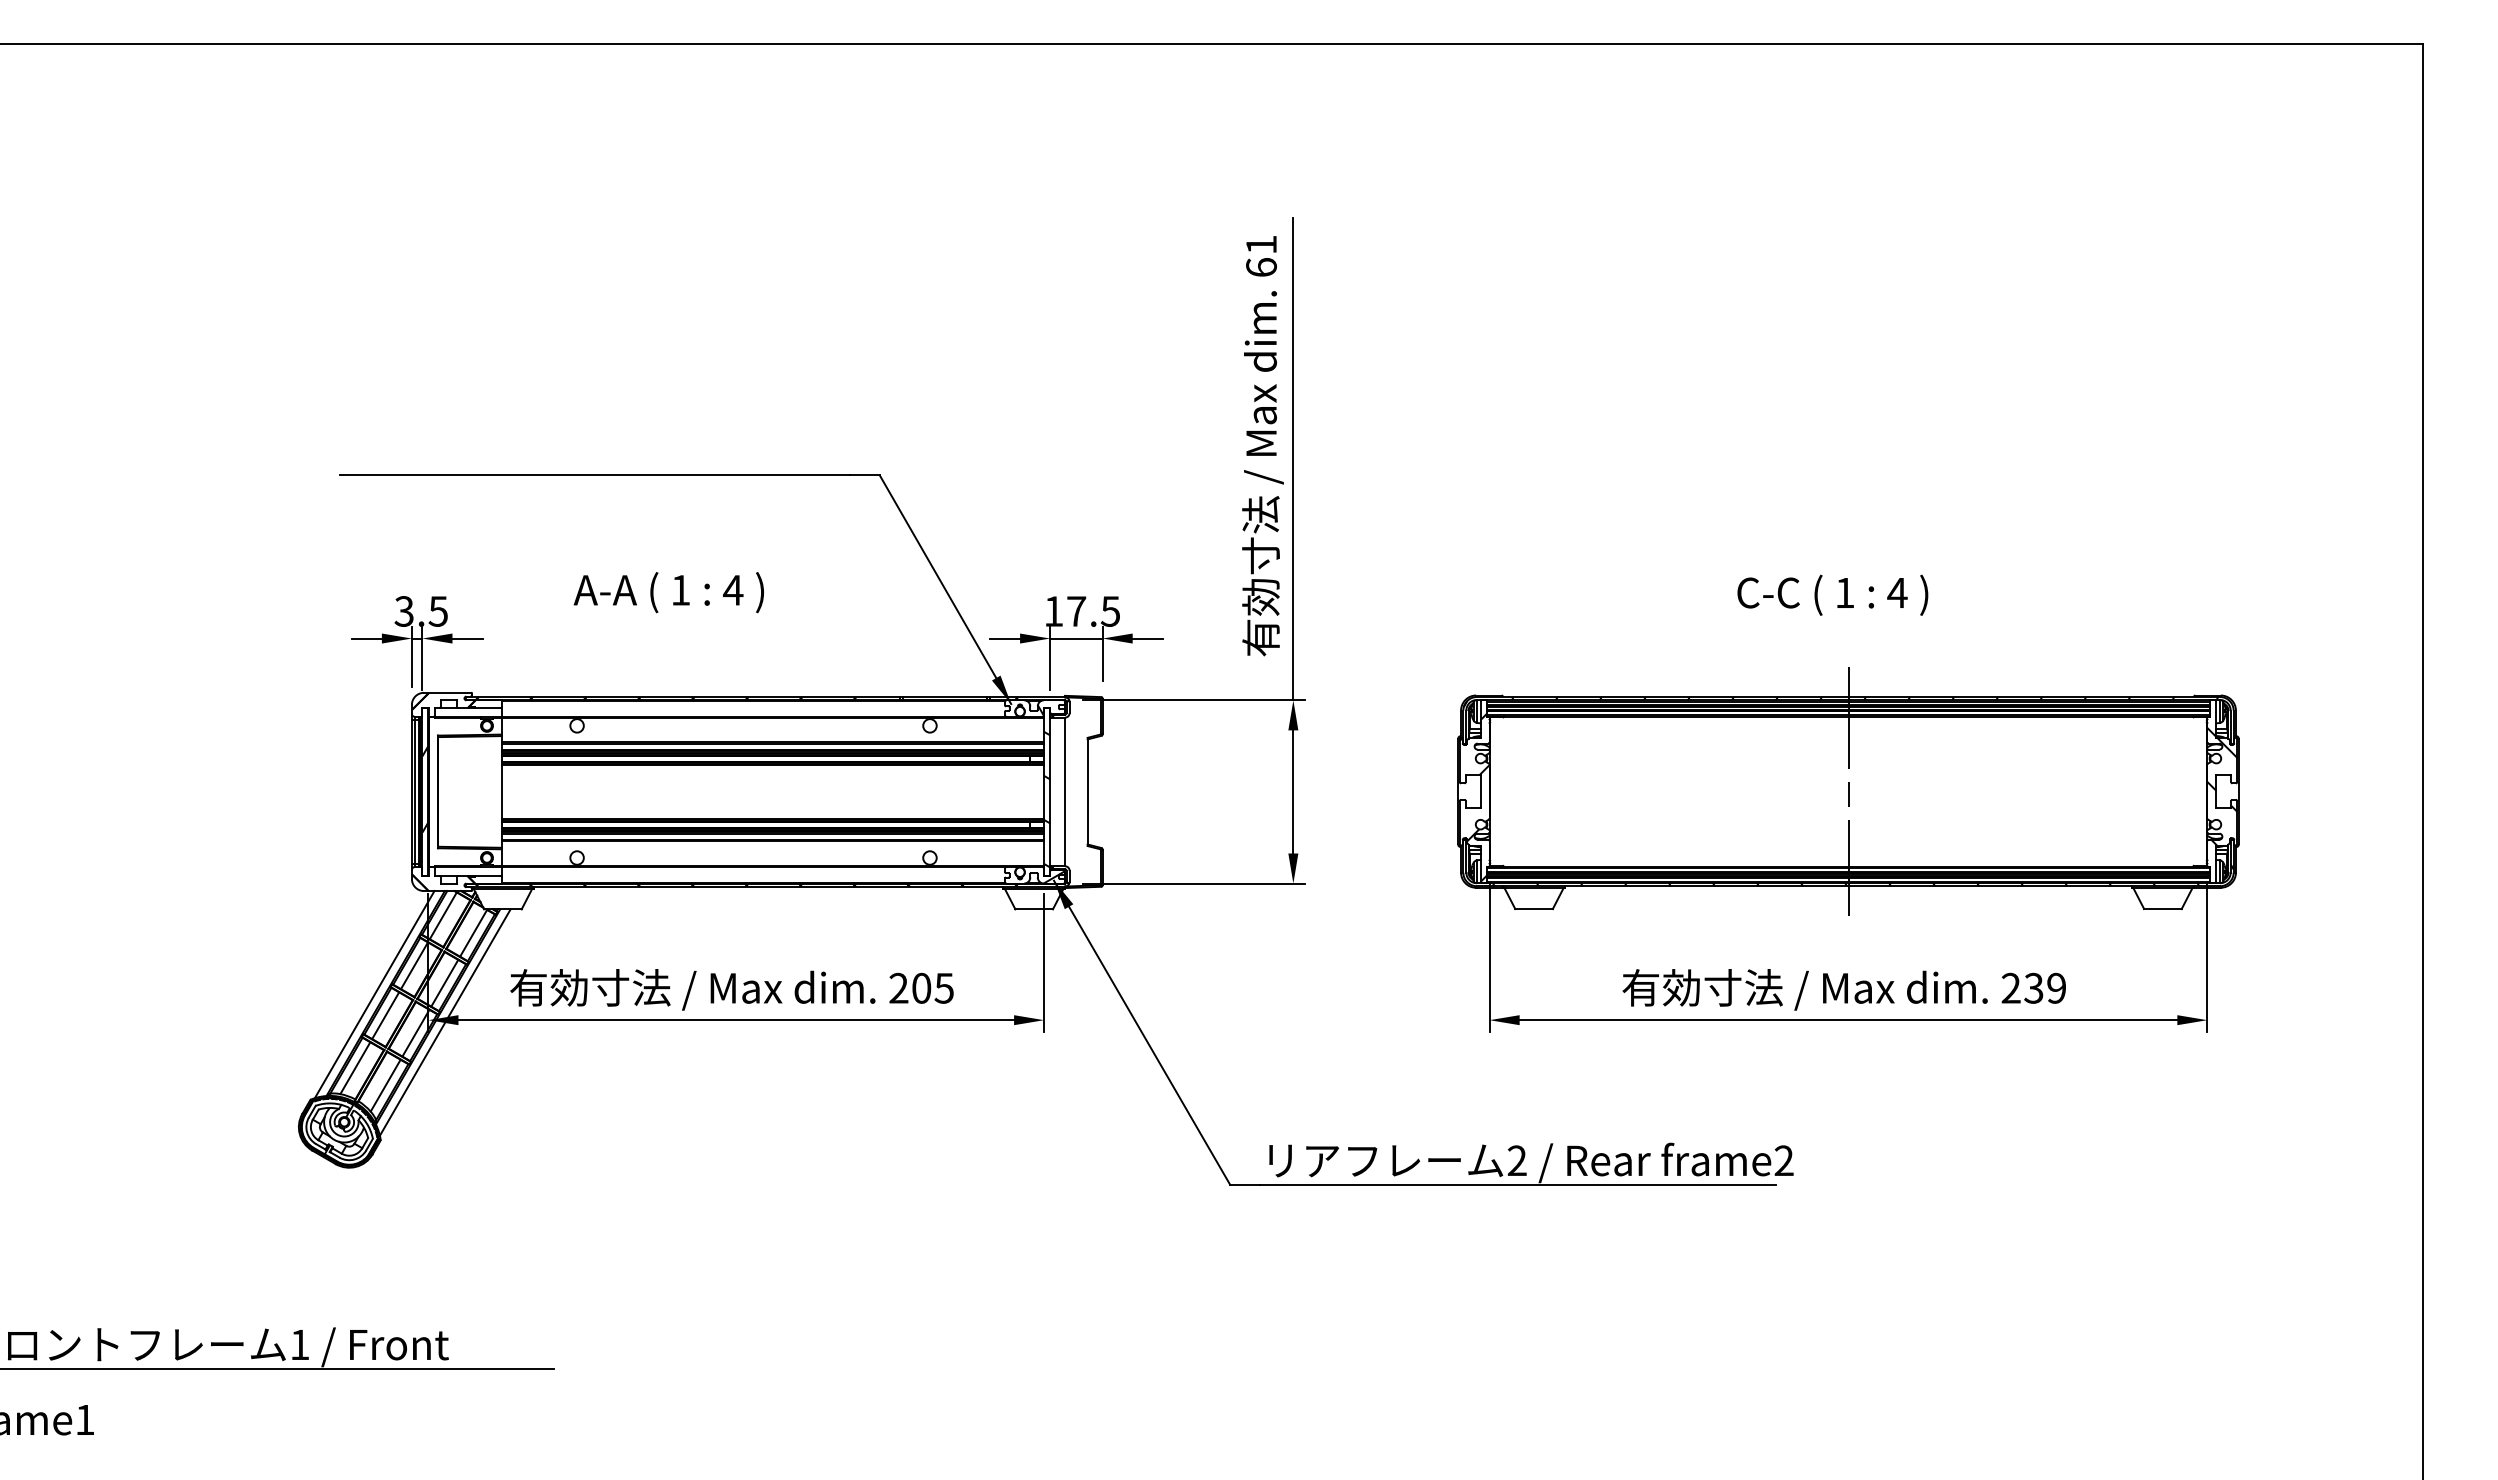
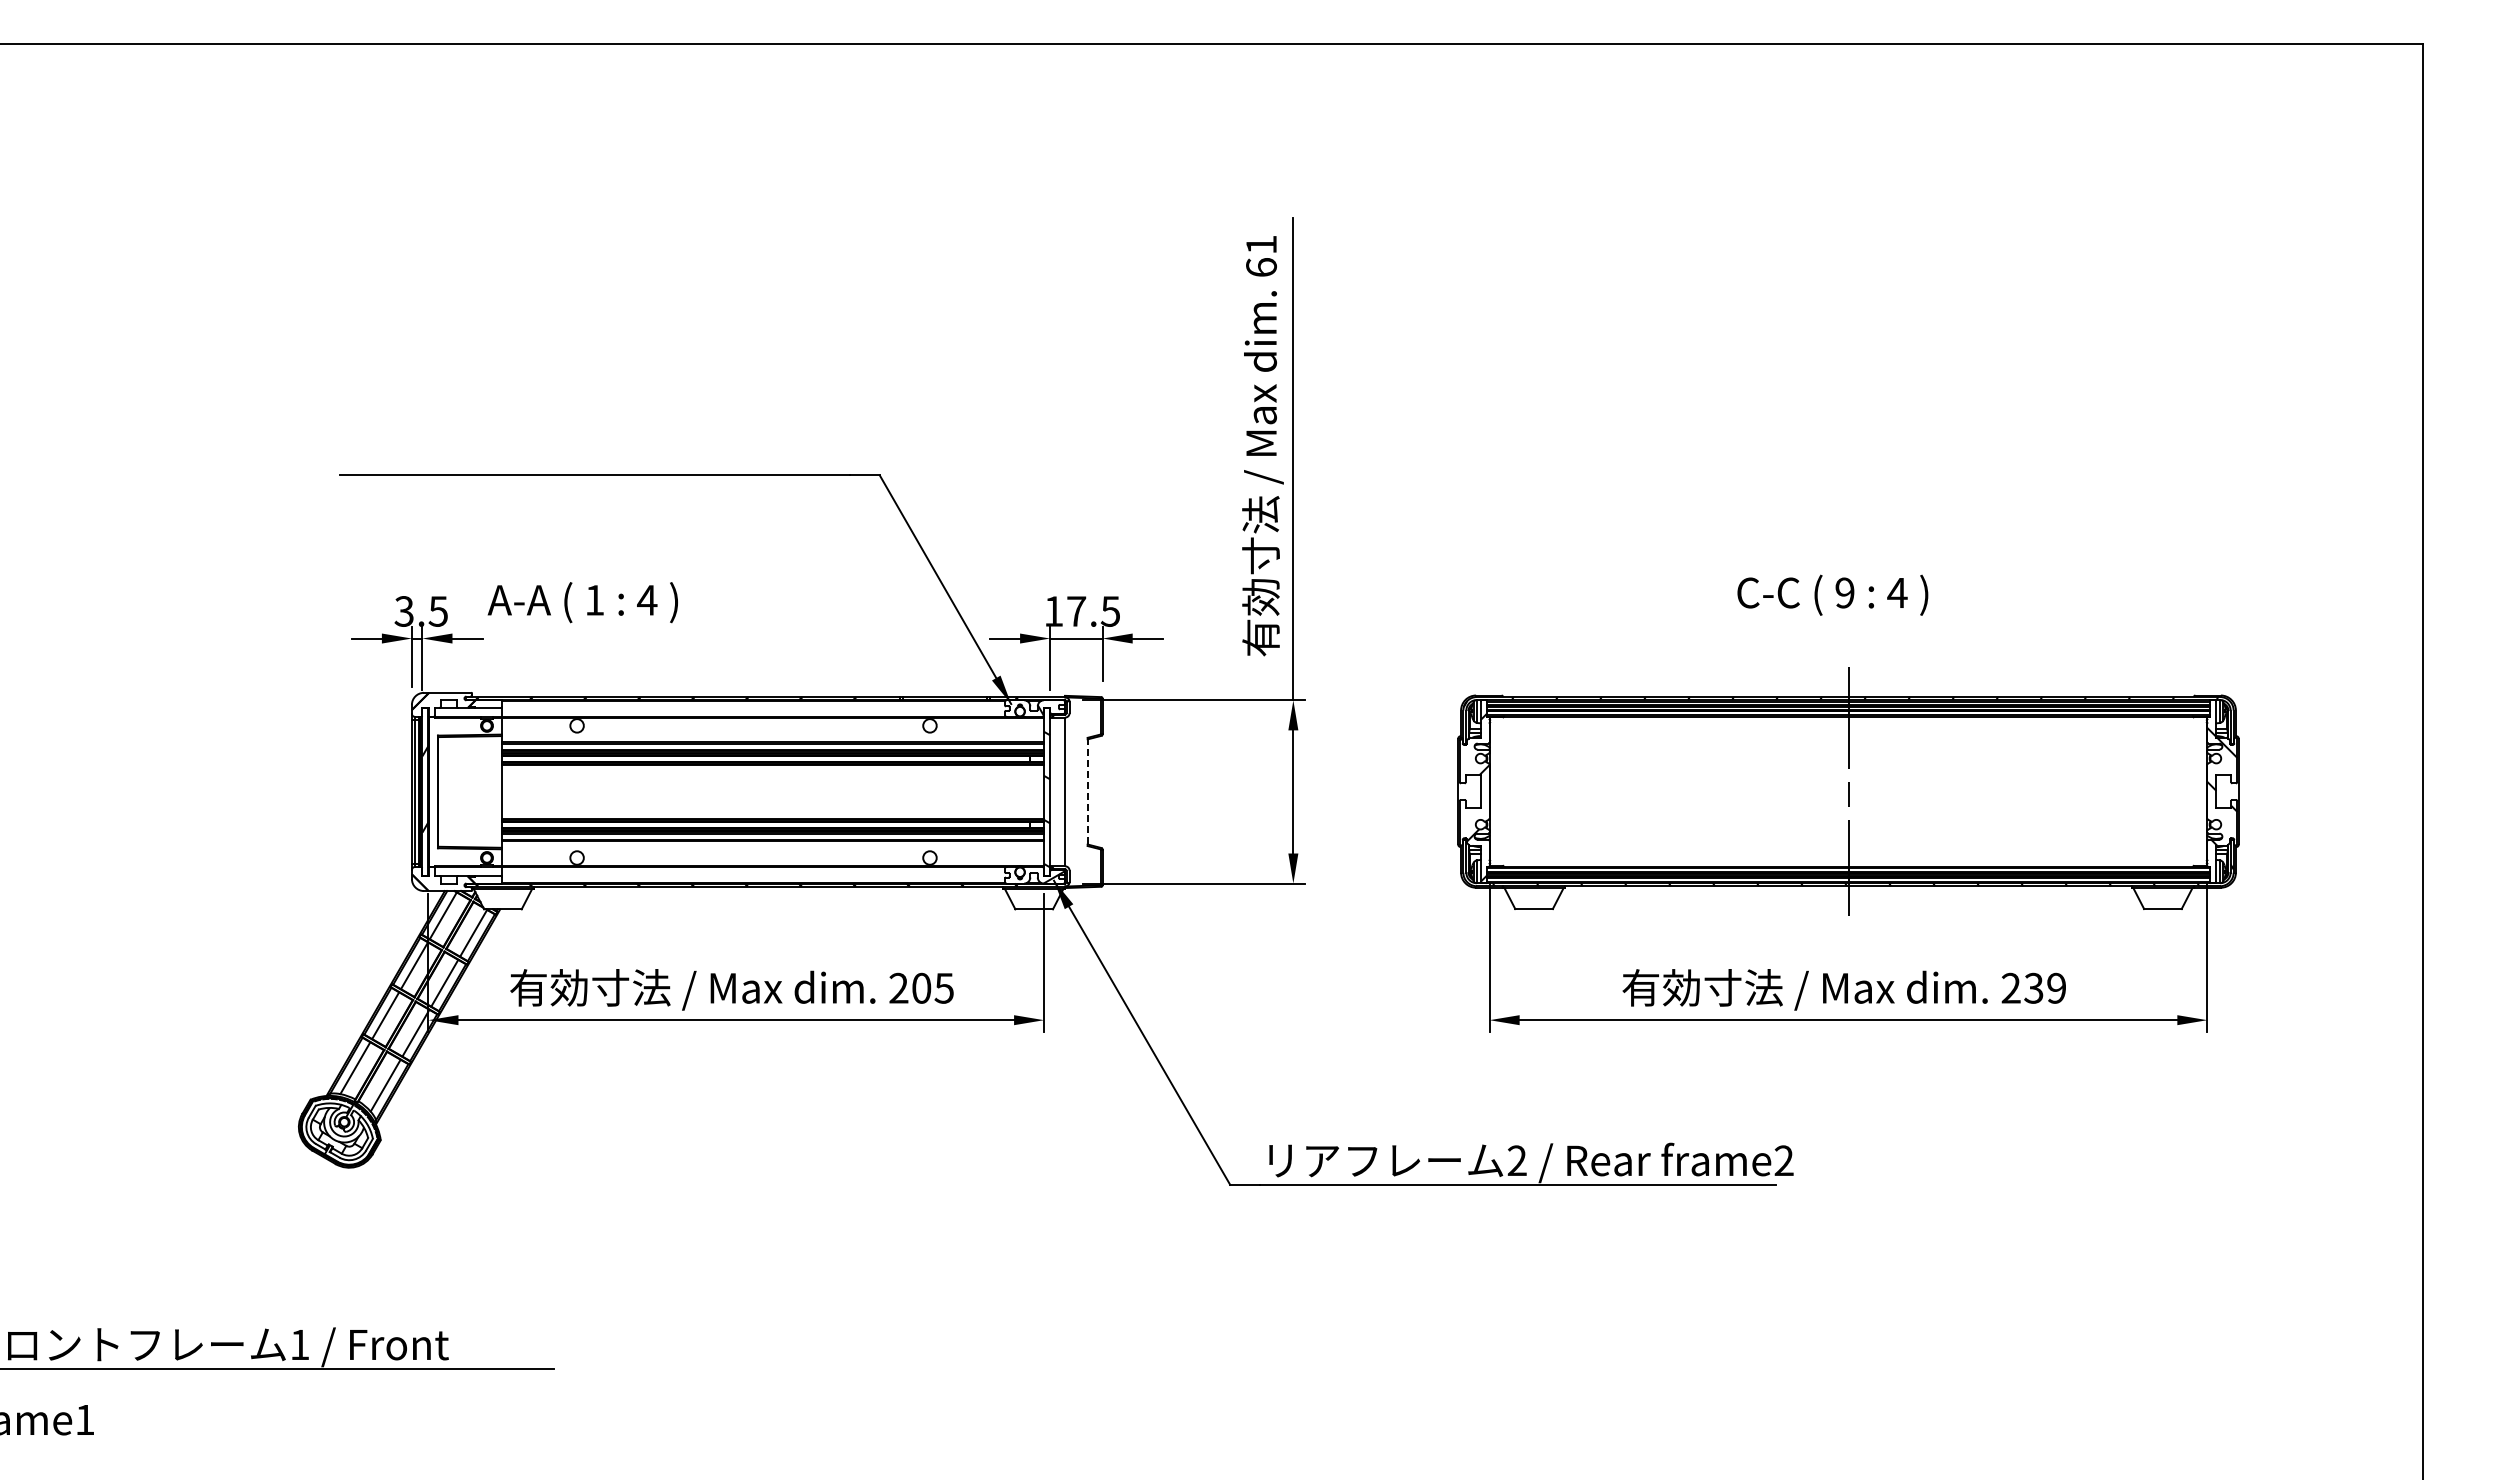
text position: (668, 592) -> (582, 602) (582, 602)
text: 1 -> 9 (1844, 592)
line: solid -> dashed (1087, 792)
line: present -> none (374, 994)
line: present -> none (444, 1022)
